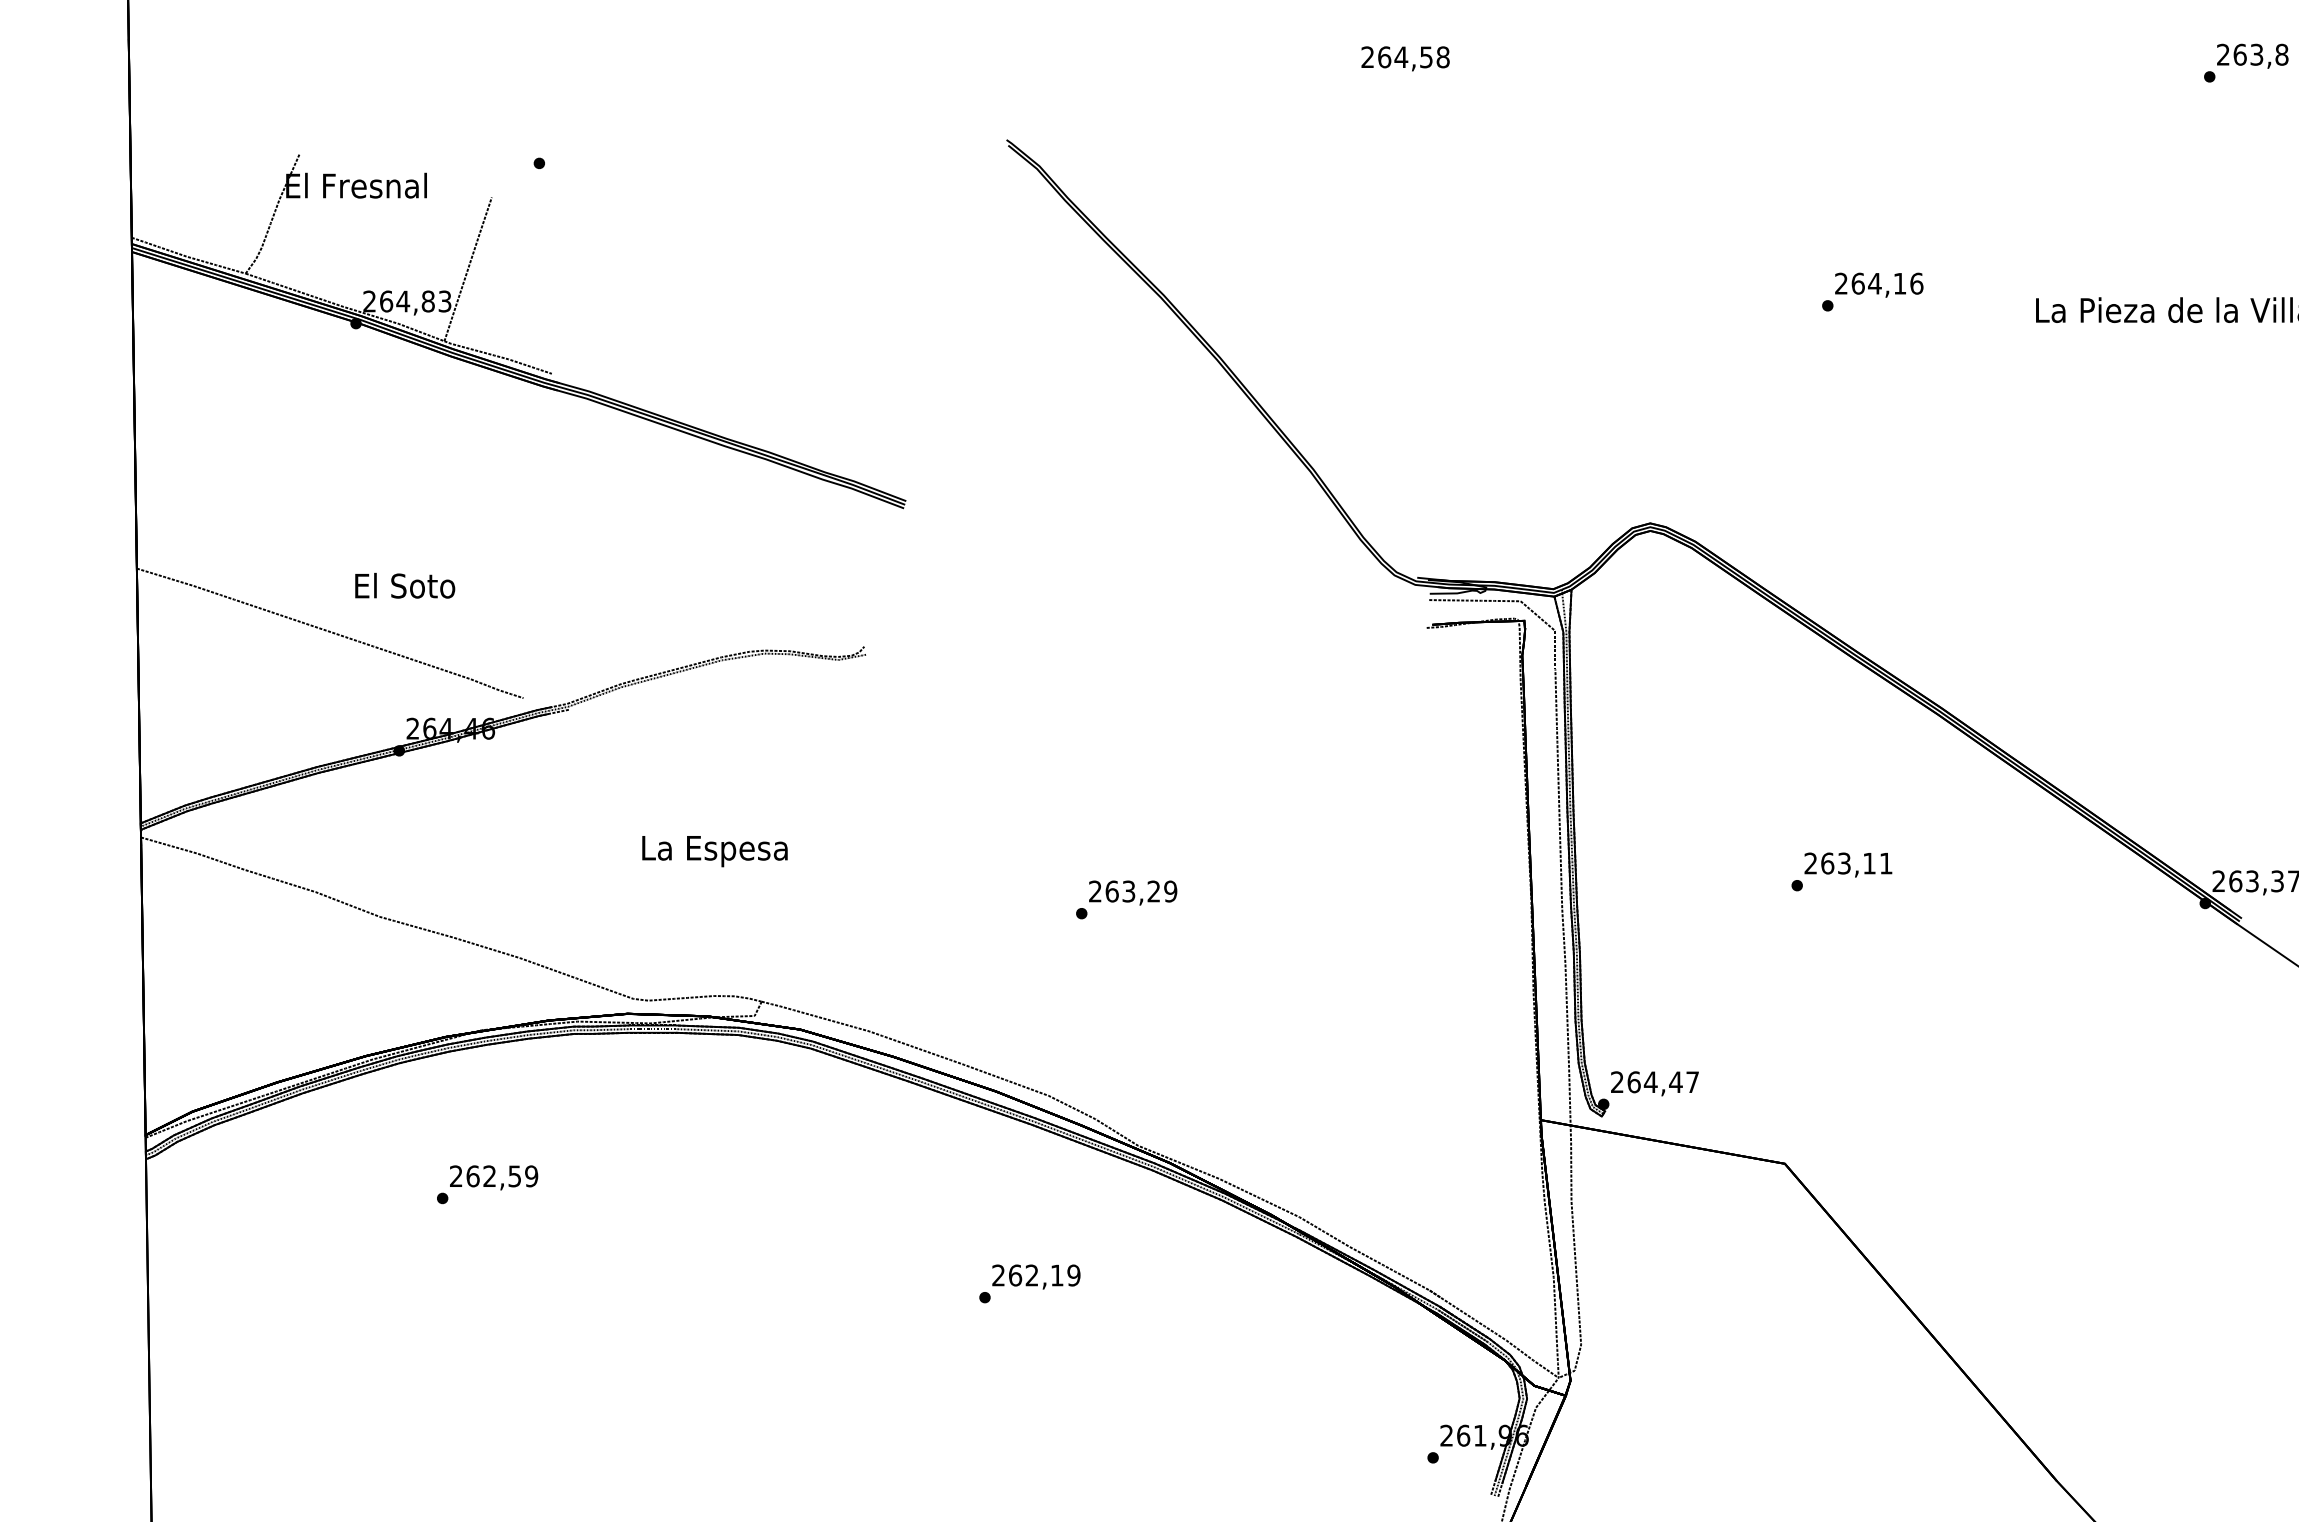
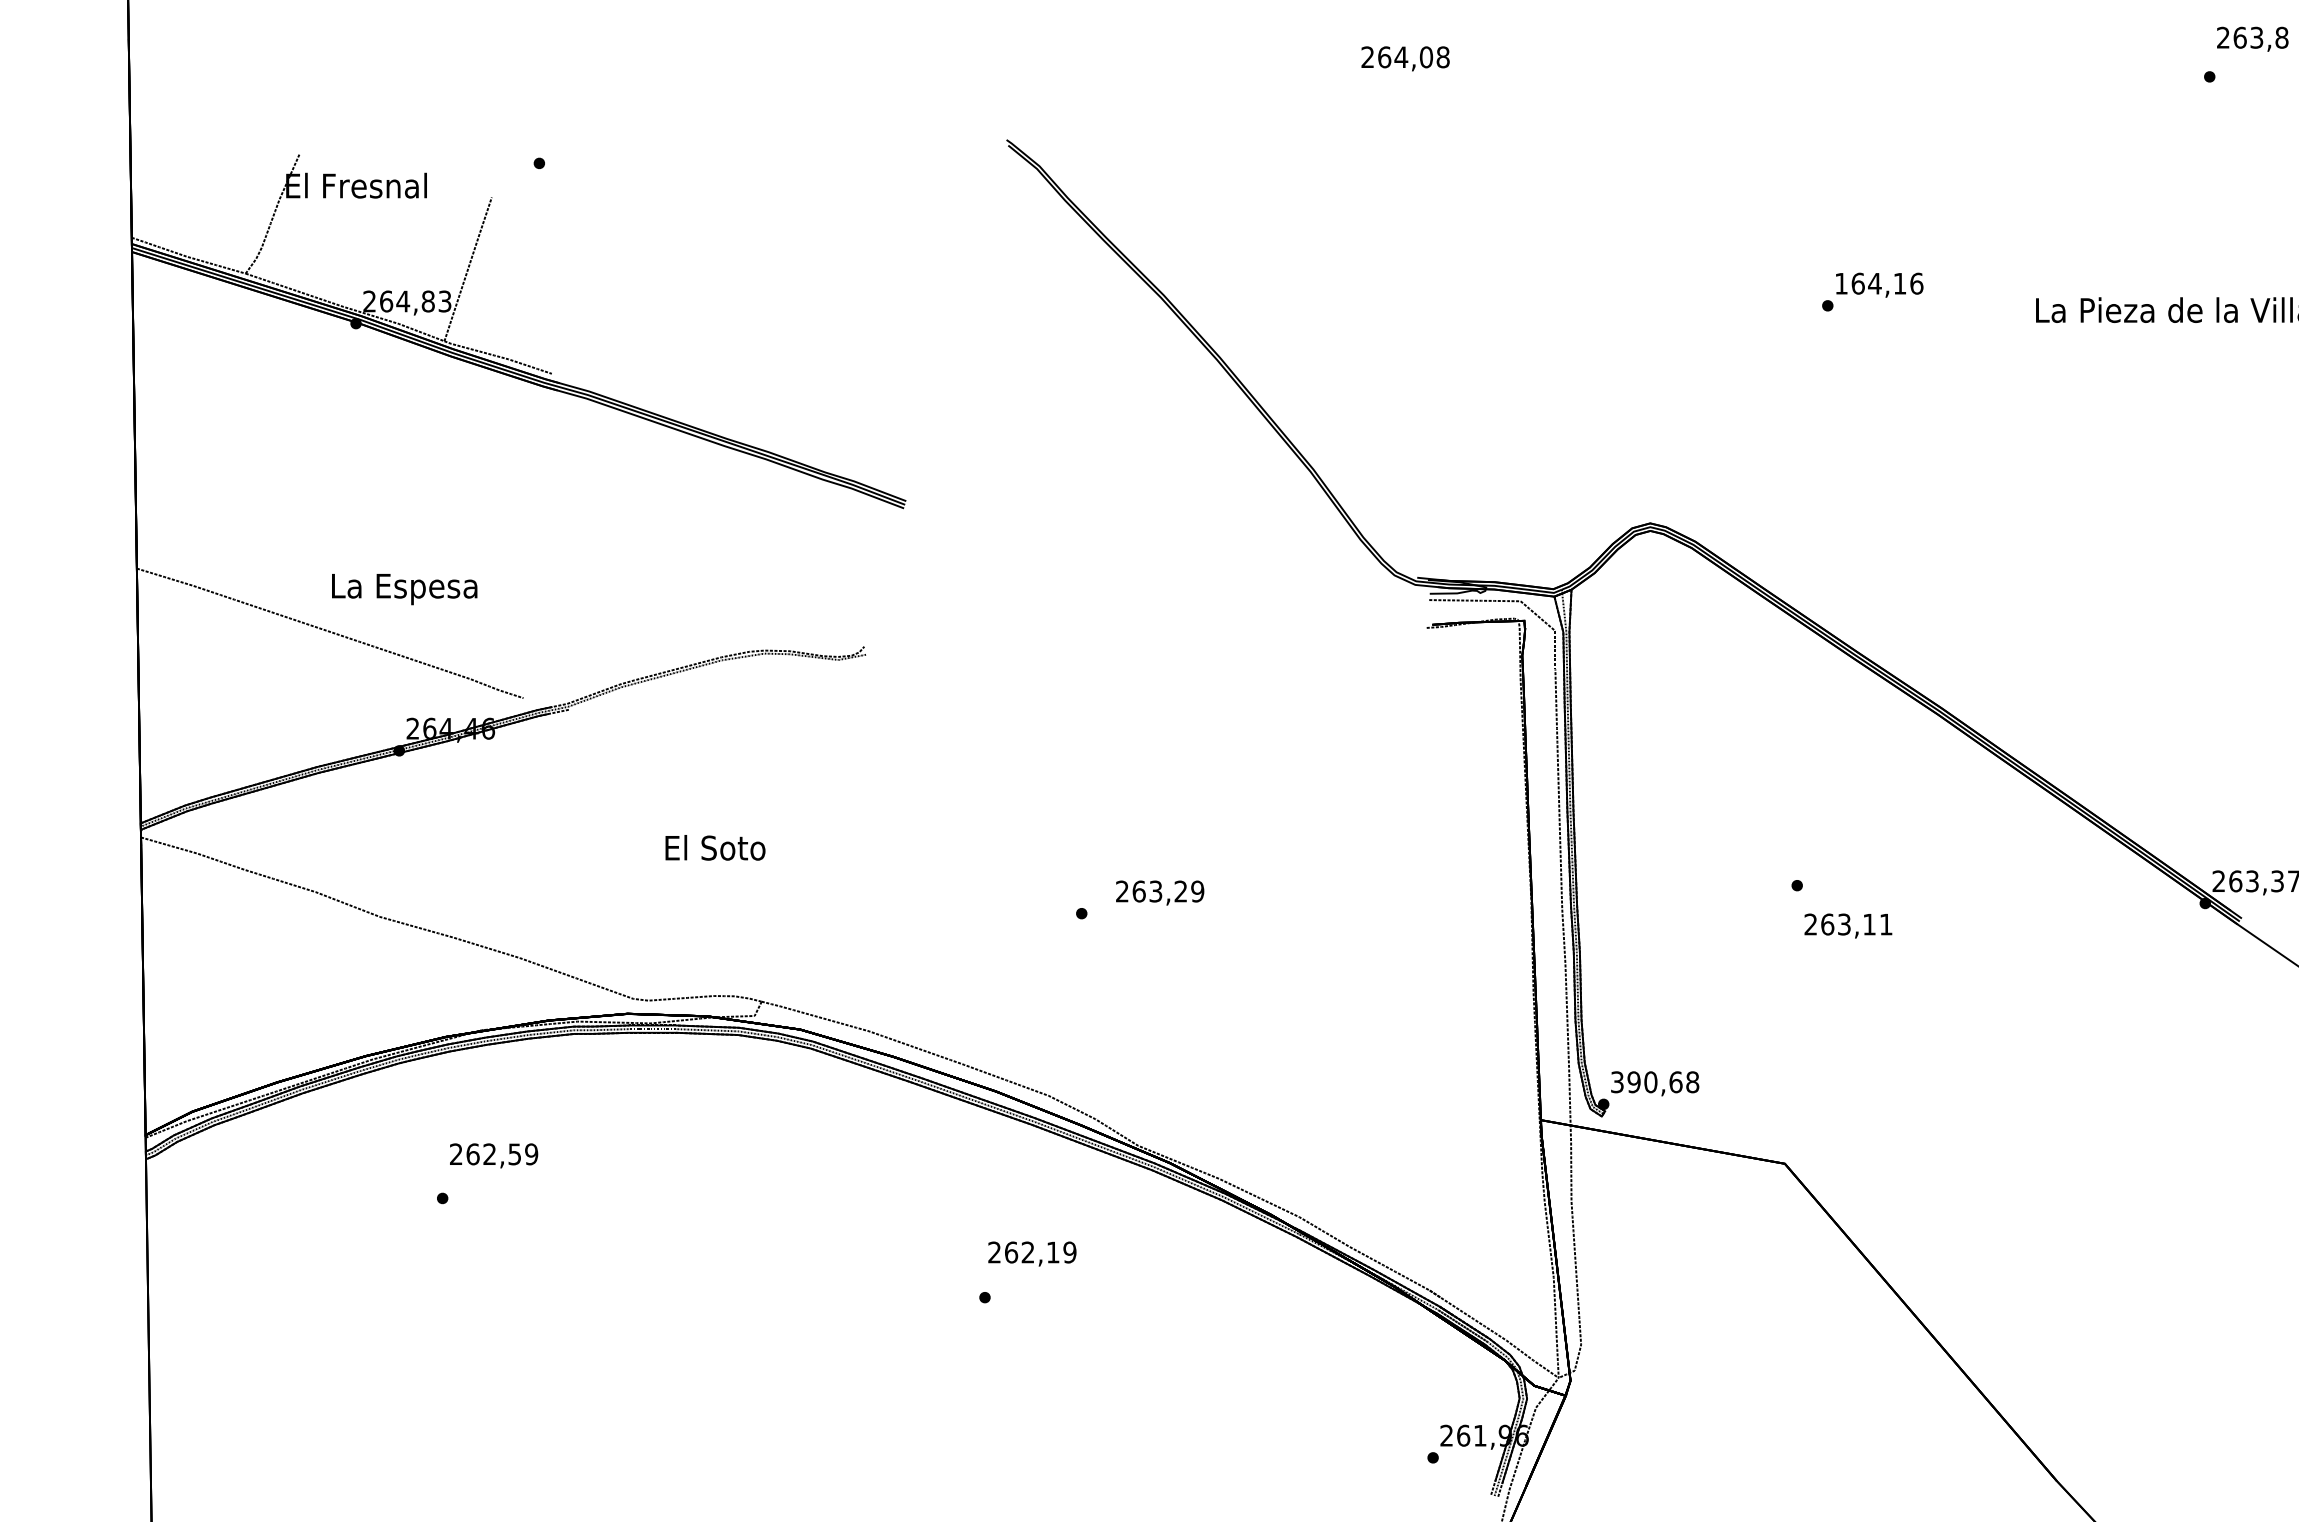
text position: (2252, 55) -> (2252, 38) (2252, 38)
text: 264,58 -> 264,08 (1426, 57)
text: 264,16 -> 164,16 (1841, 283)
text: El Soto -> La Espesa (404, 588)
text: La Espesa -> El Soto (714, 851)
text position: (1848, 864) -> (1848, 925) (1848, 925)
text position: (1133, 892) -> (1160, 892) (1160, 892)
text: 264,47 -> 390,68 (1655, 1082)
text position: (494, 1177) -> (494, 1155) (494, 1155)
text position: (1036, 1276) -> (1032, 1253) (1032, 1253)
